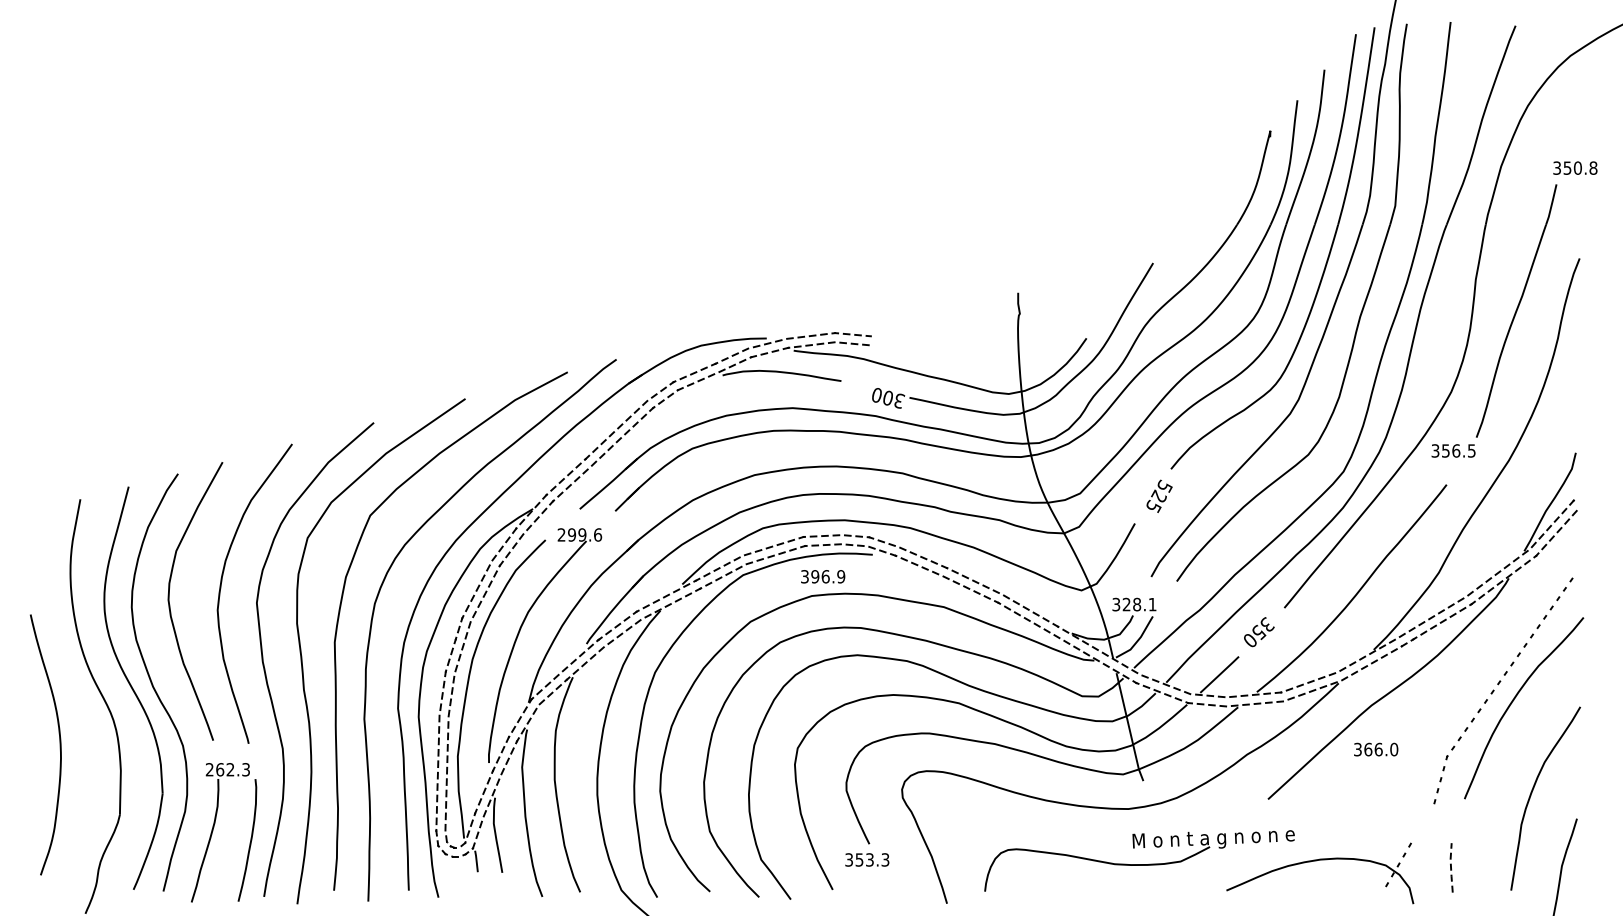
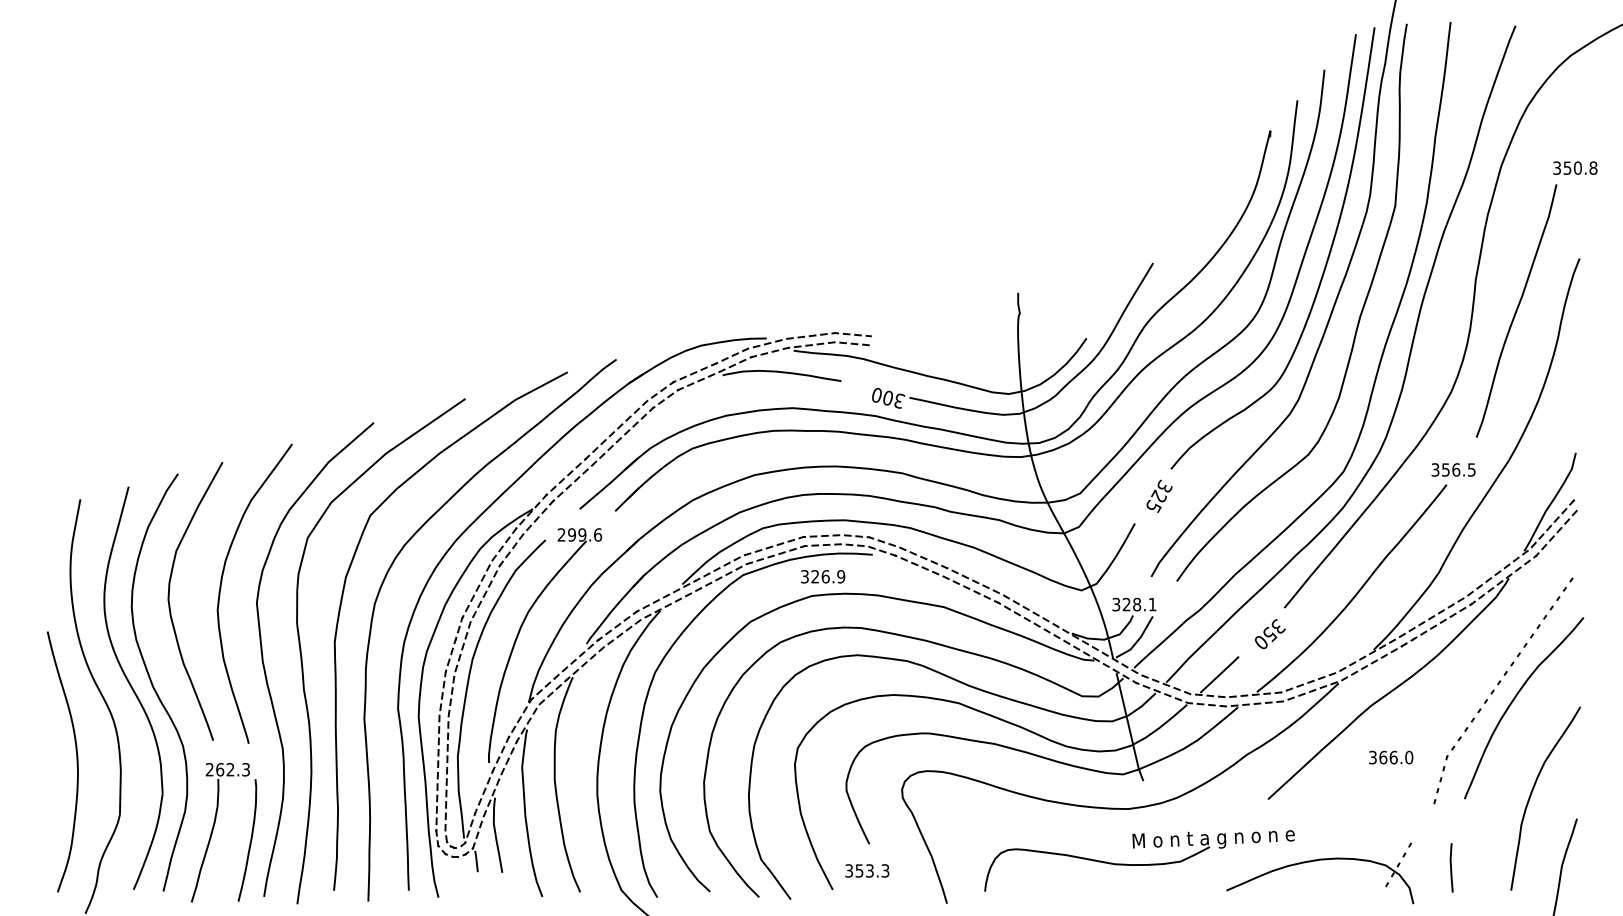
text position: (1453, 450) -> (1453, 469) (1453, 469)
text: 525 -> 325 (1164, 487)
text: 396.9 -> 326.9 (815, 576)
text position: (1259, 632) -> (1270, 634) (1270, 634)
curve position: (59, 744) -> (76, 761) (76, 761)
text position: (1376, 749) -> (1391, 757) (1391, 757)
text position: (867, 859) -> (867, 870) (867, 870)
line: dashed -> solid (1451, 867)
